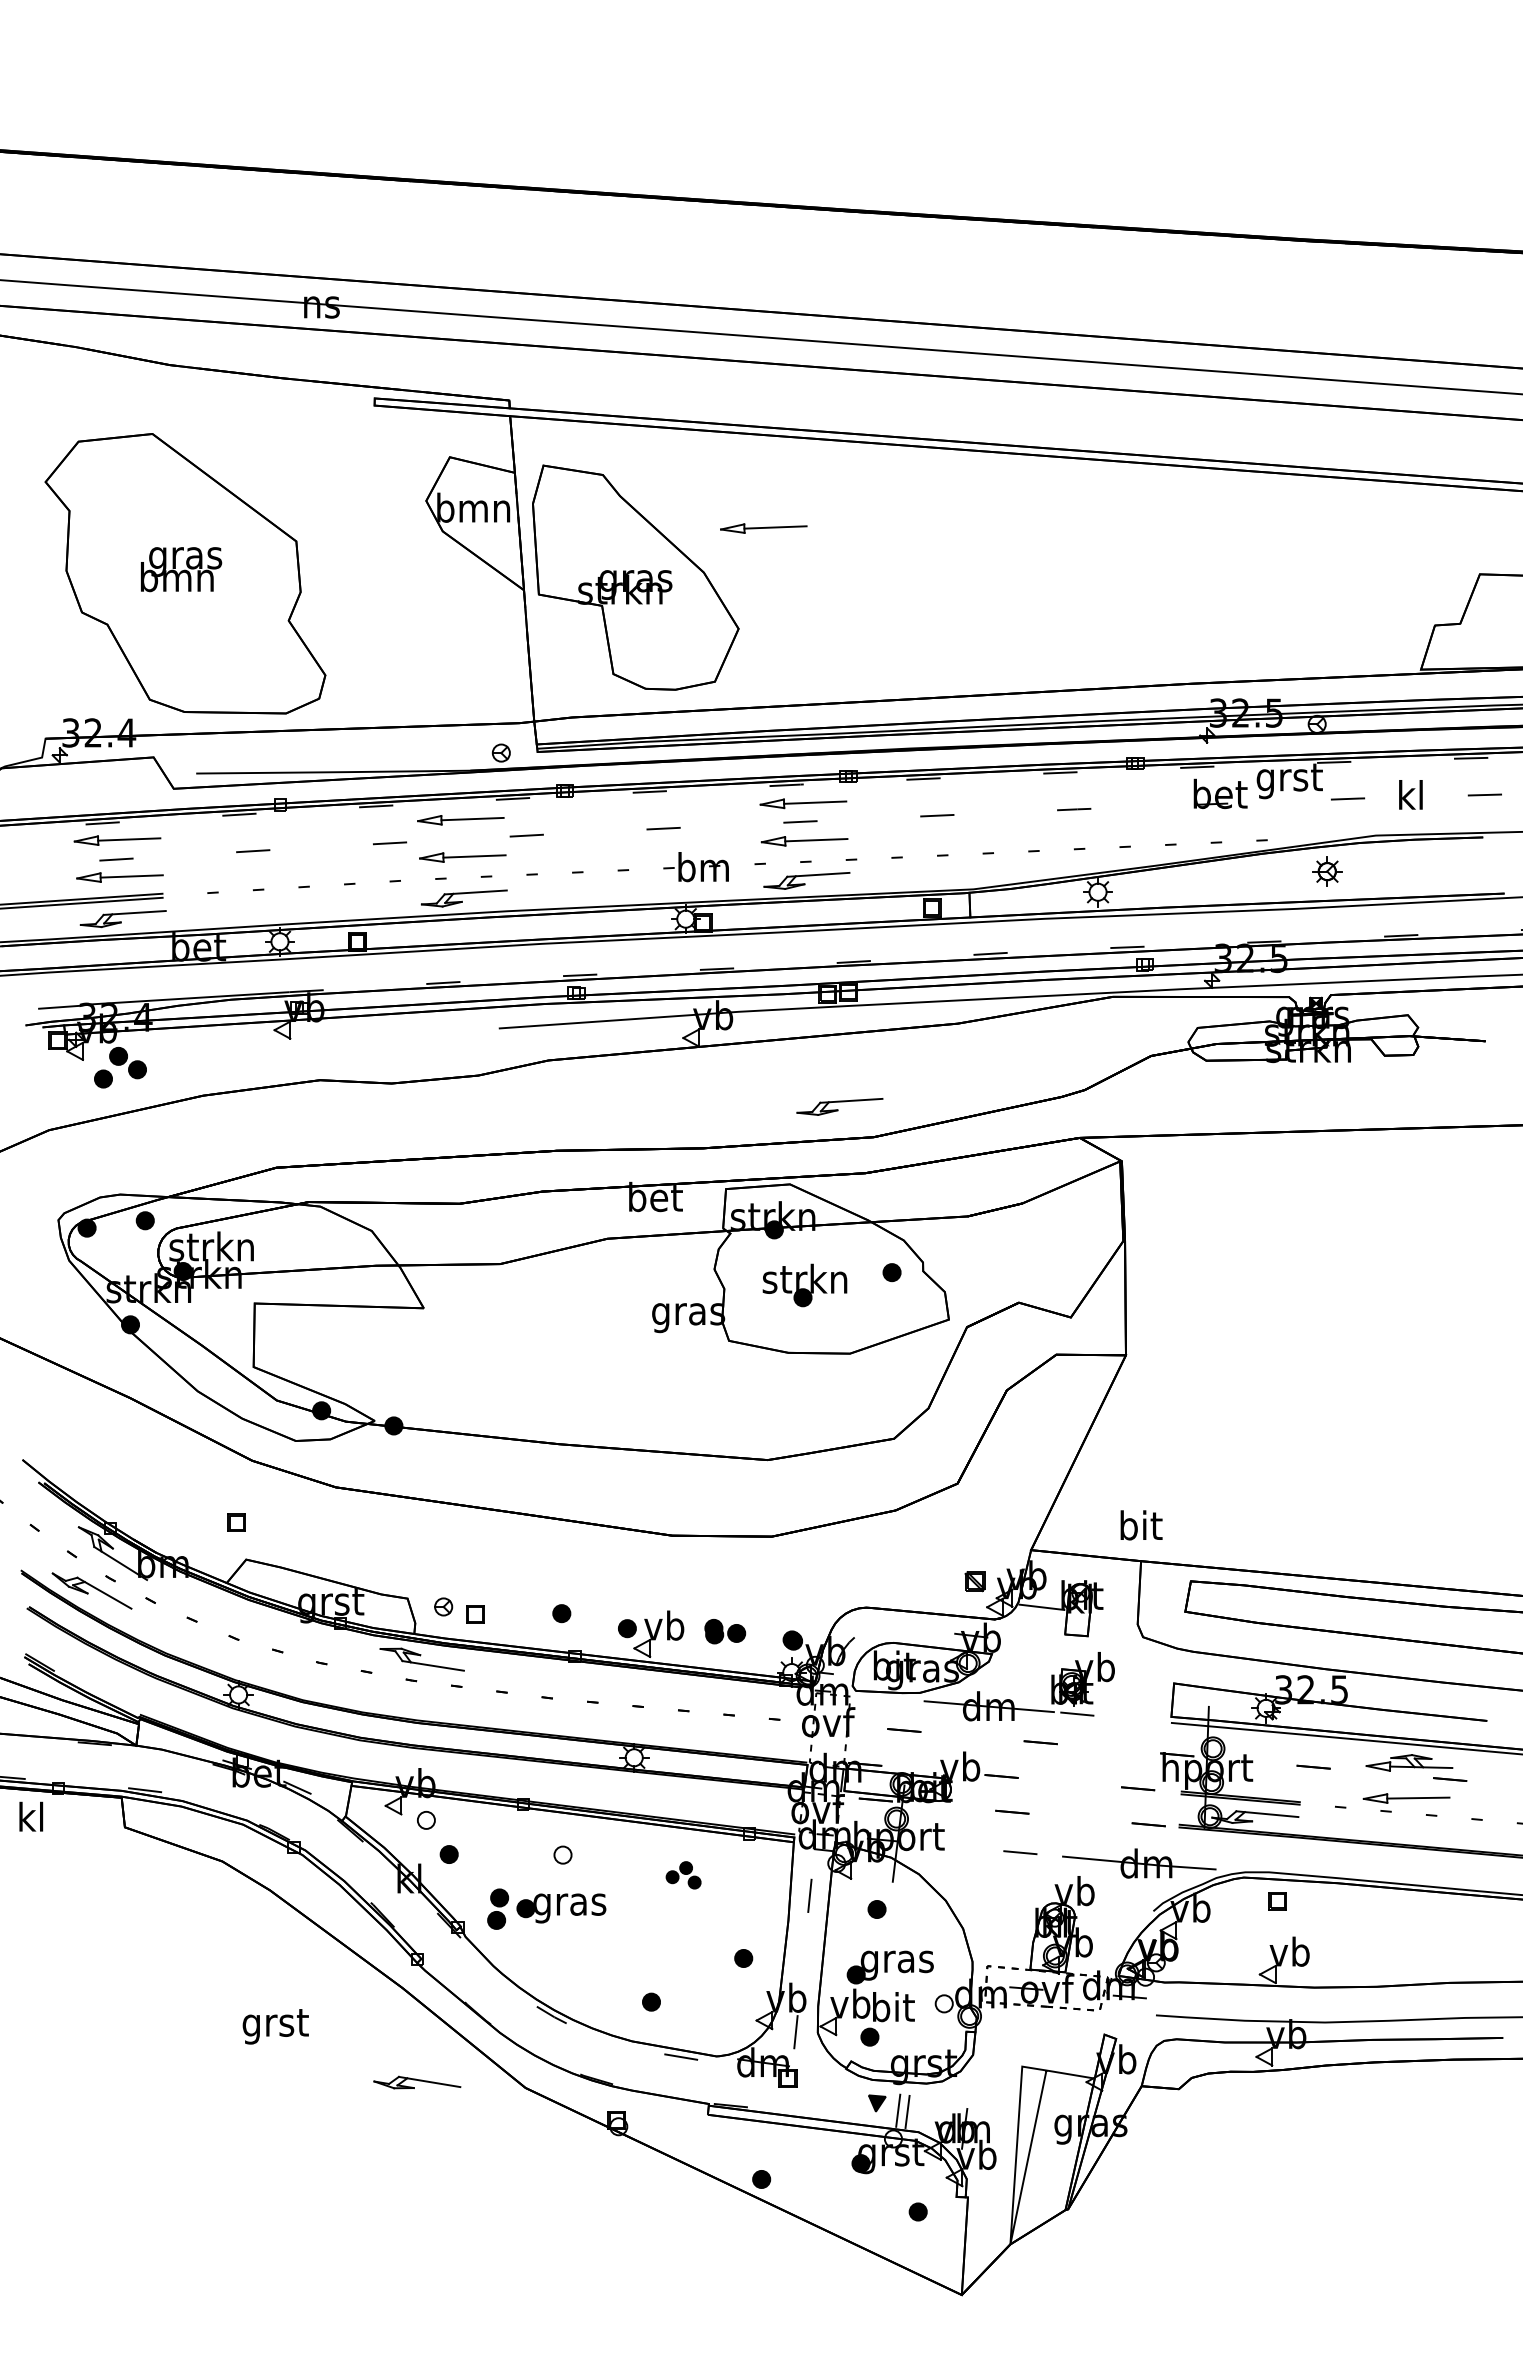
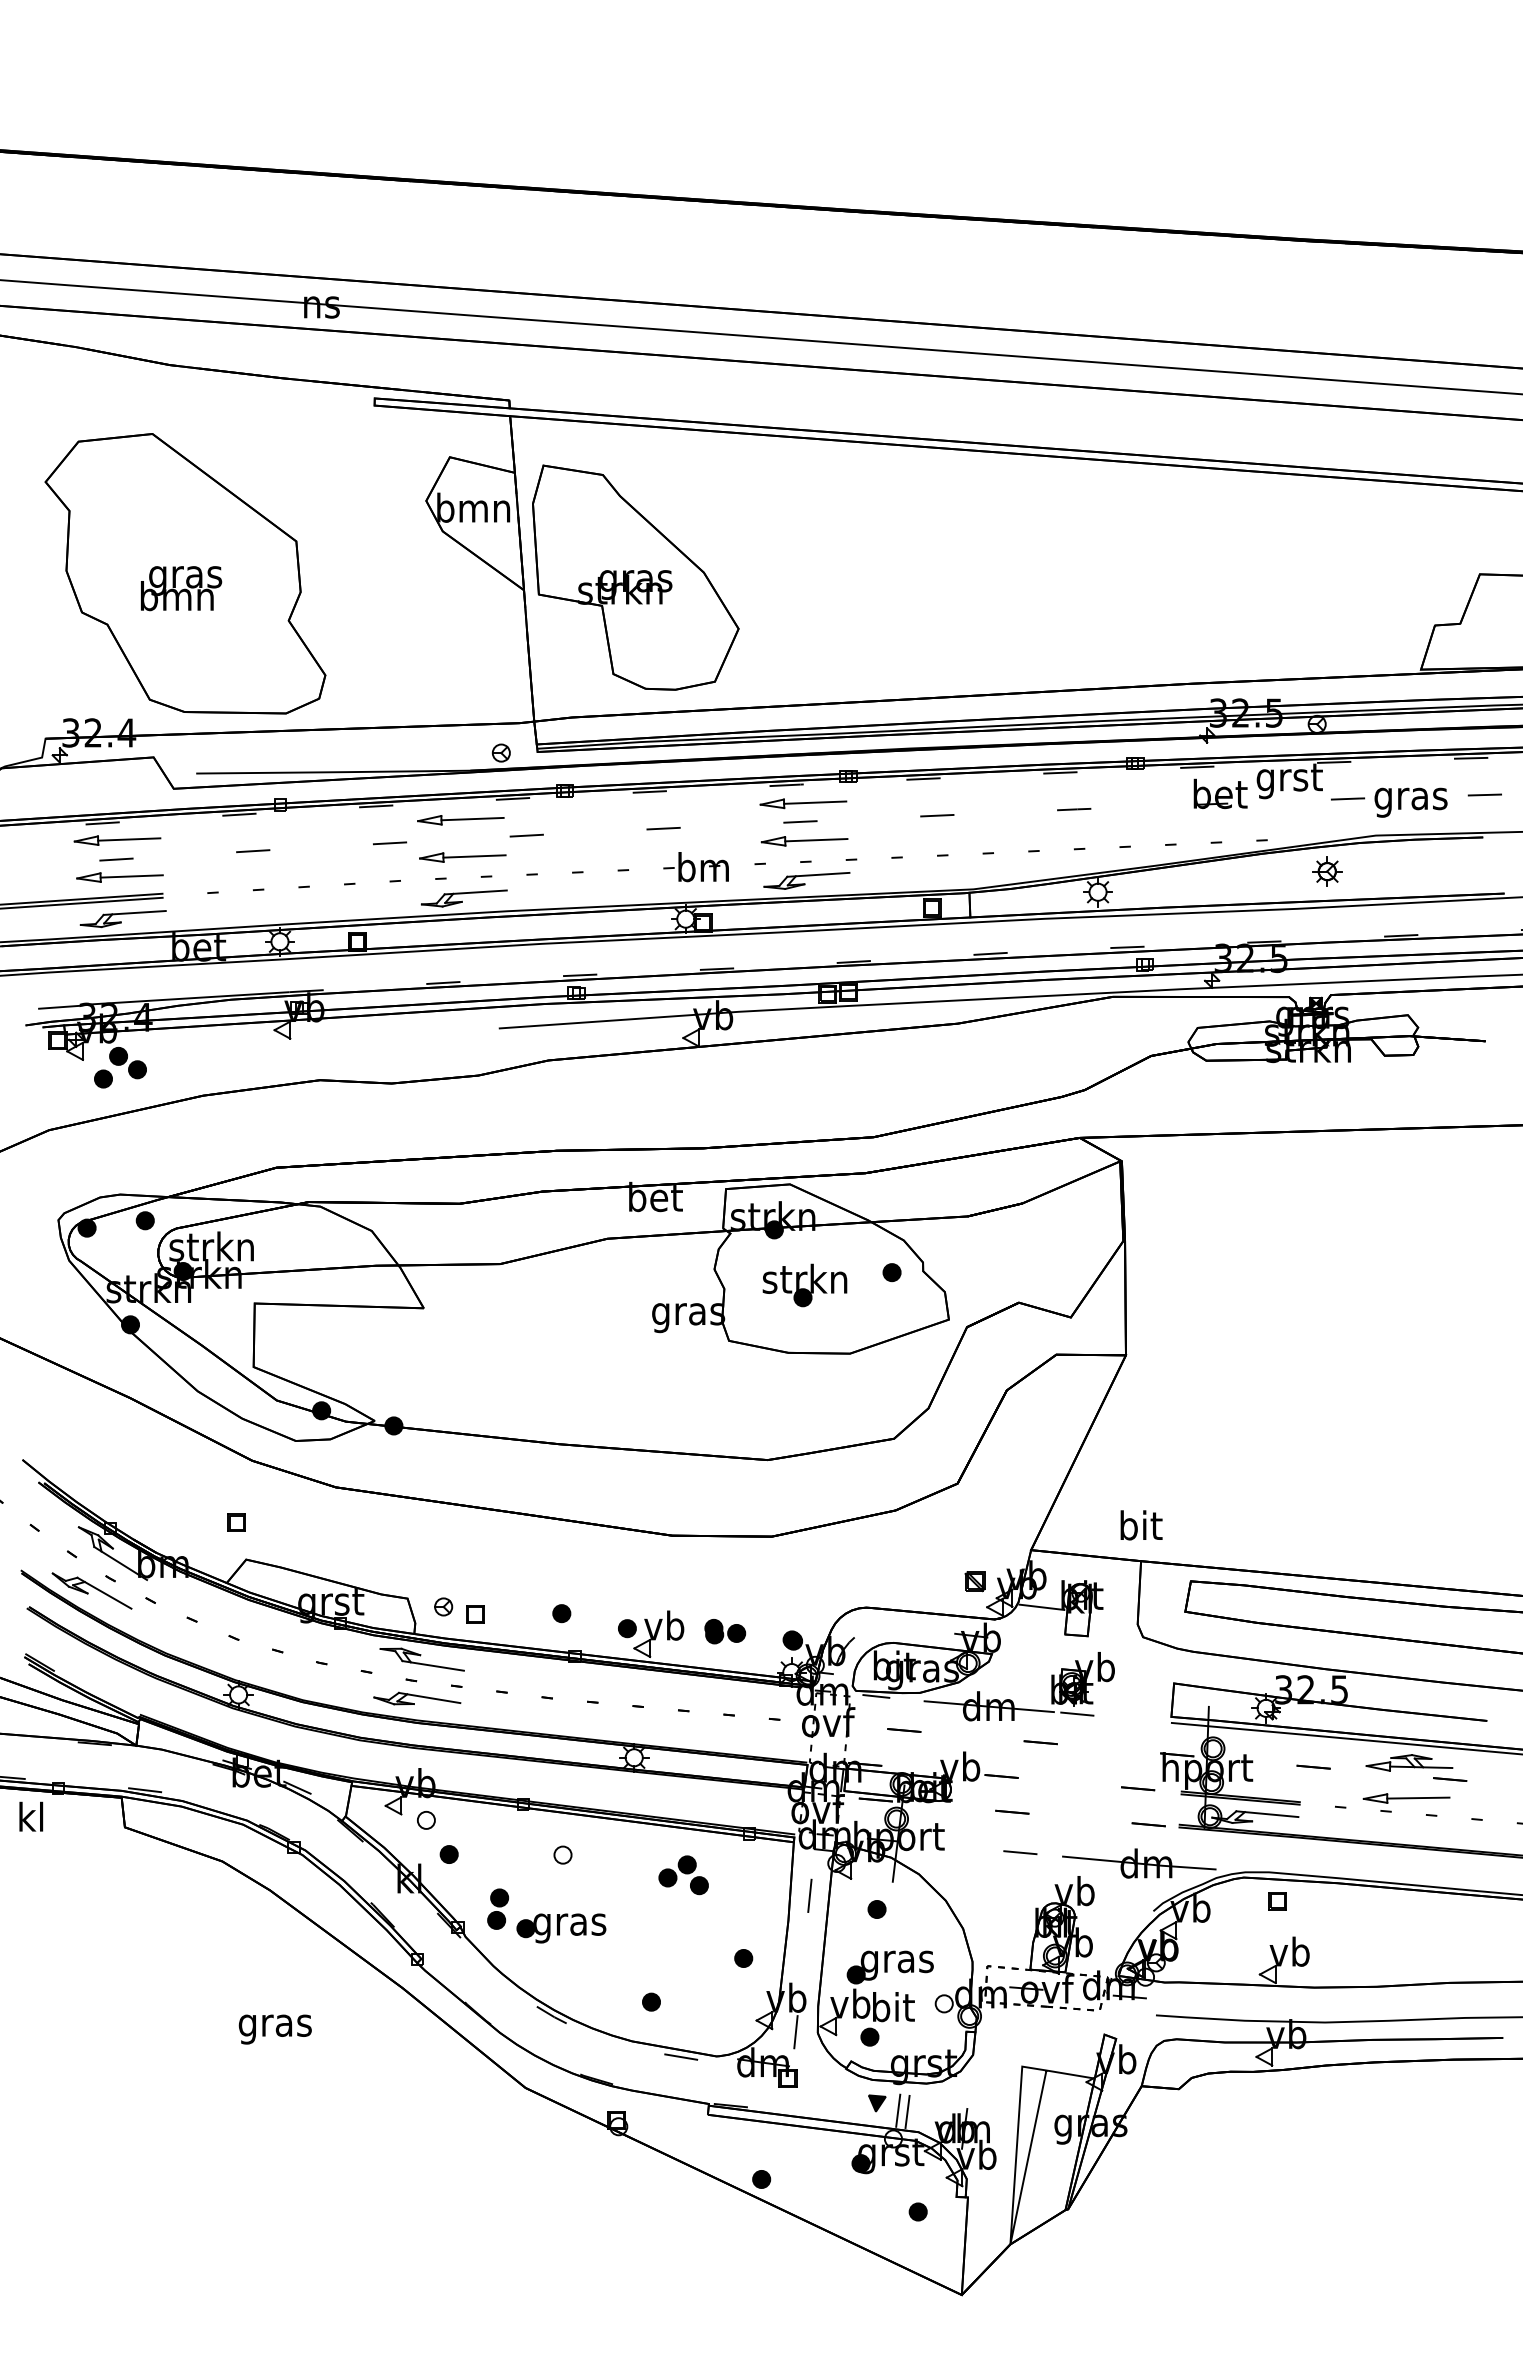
part: present -> none (763, 528)
text position: (181, 569) -> (181, 588) (181, 588)
text: kl -> gras (1410, 798)
part: present -> none (839, 1106)
line: none -> present (876, 1696)
part size: 37x29 px -> 51x41 px (683, 1875)
part position: (561, 1908) -> (561, 1928) (561, 1928)
text: grst -> gras (274, 2026)
part position: (417, 2082) -> (417, 1698) (417, 1698)
